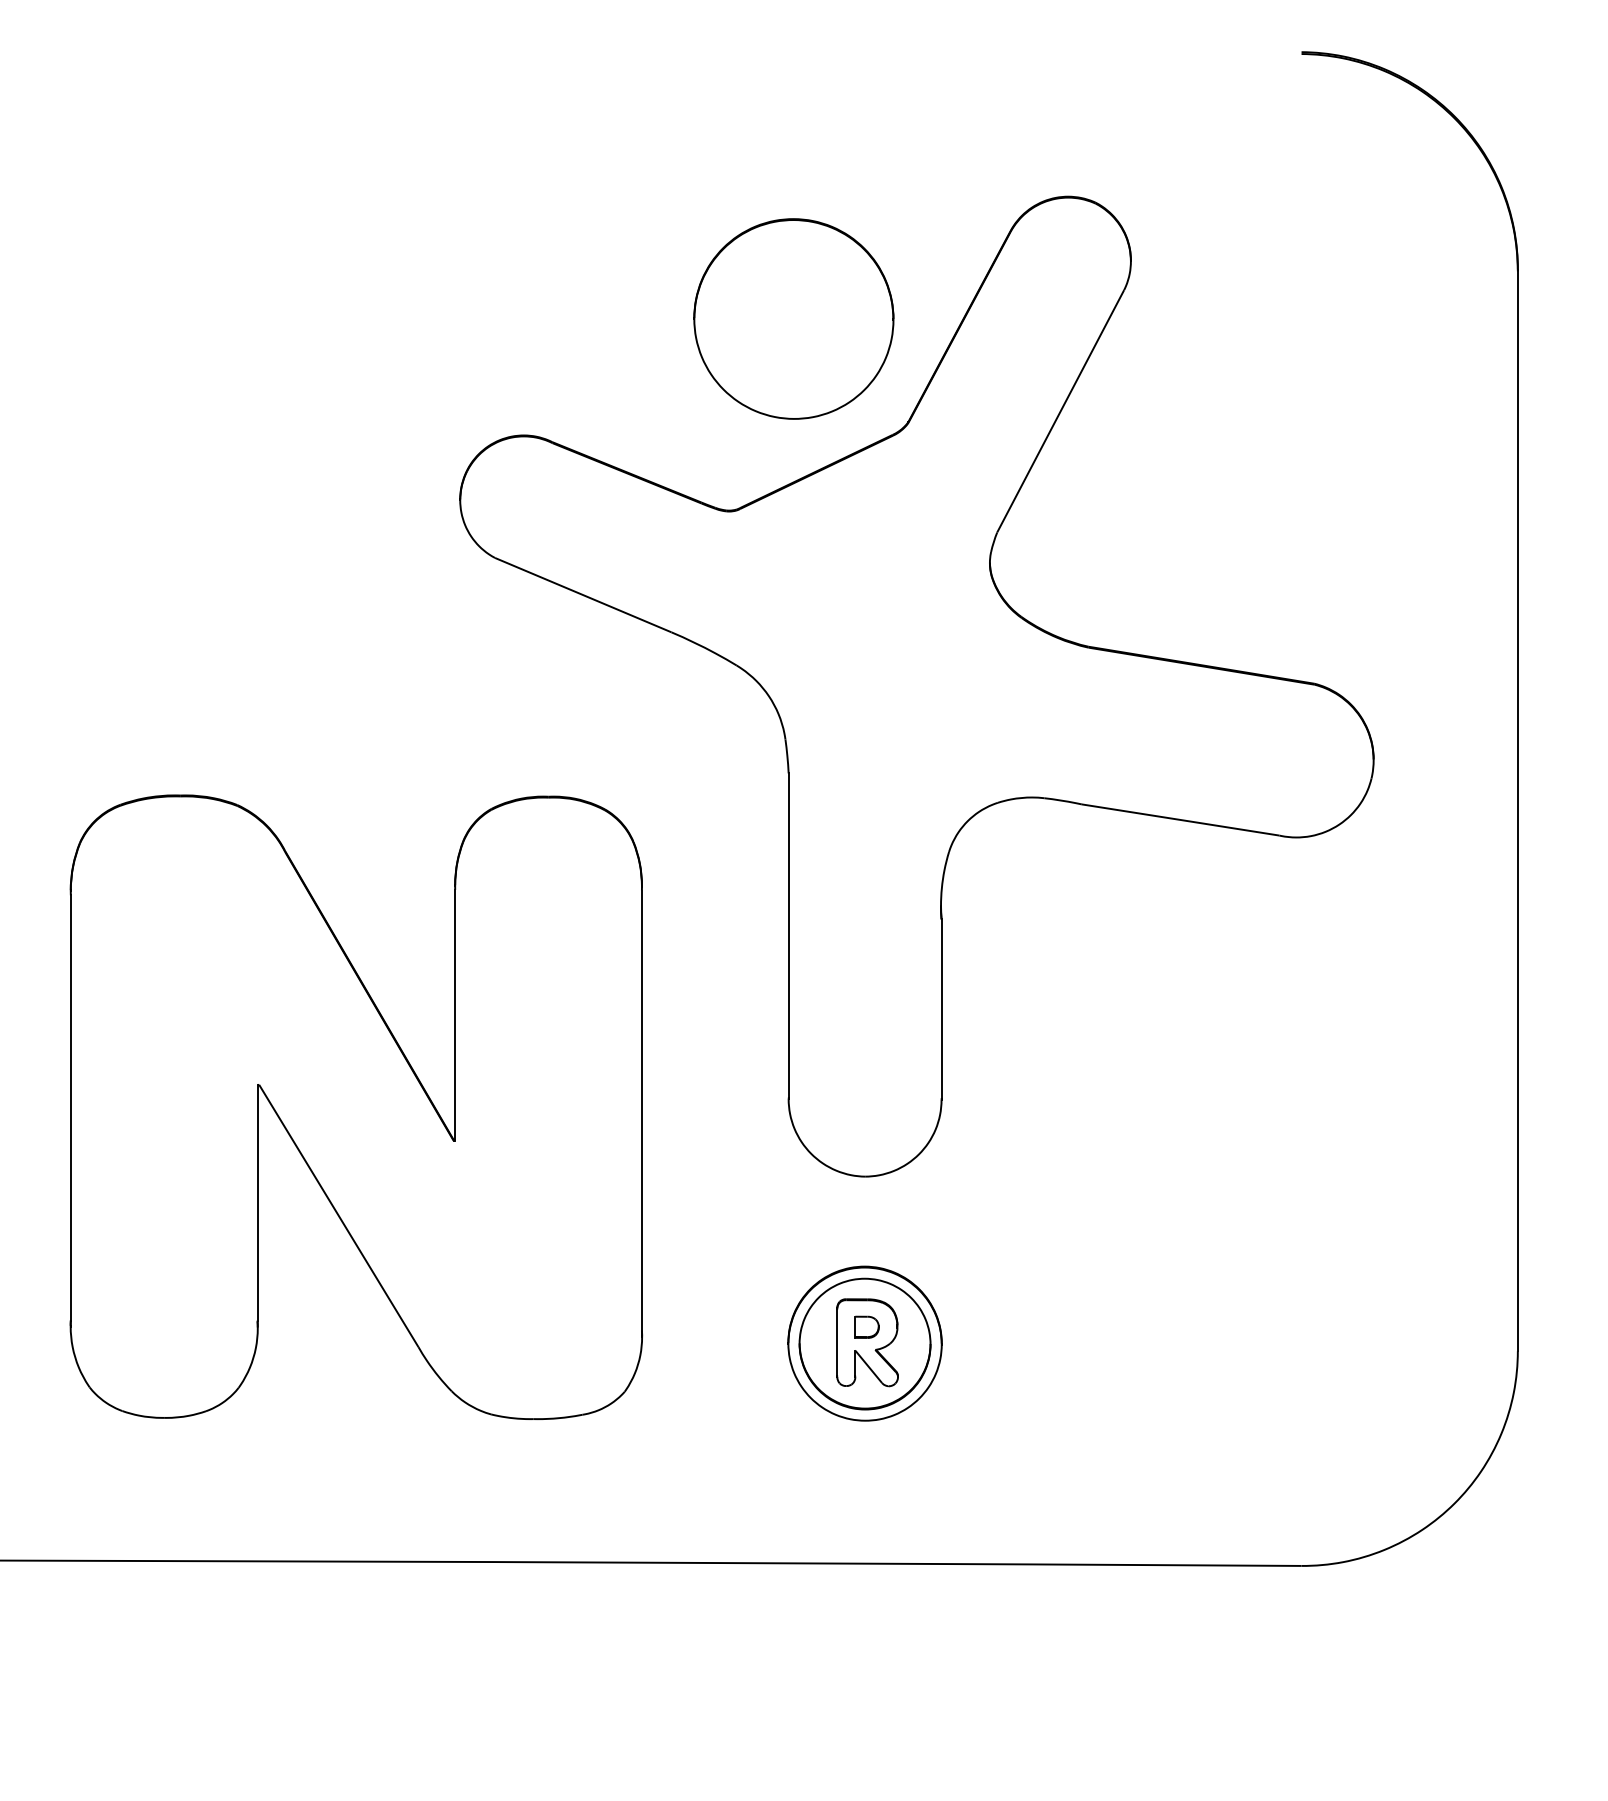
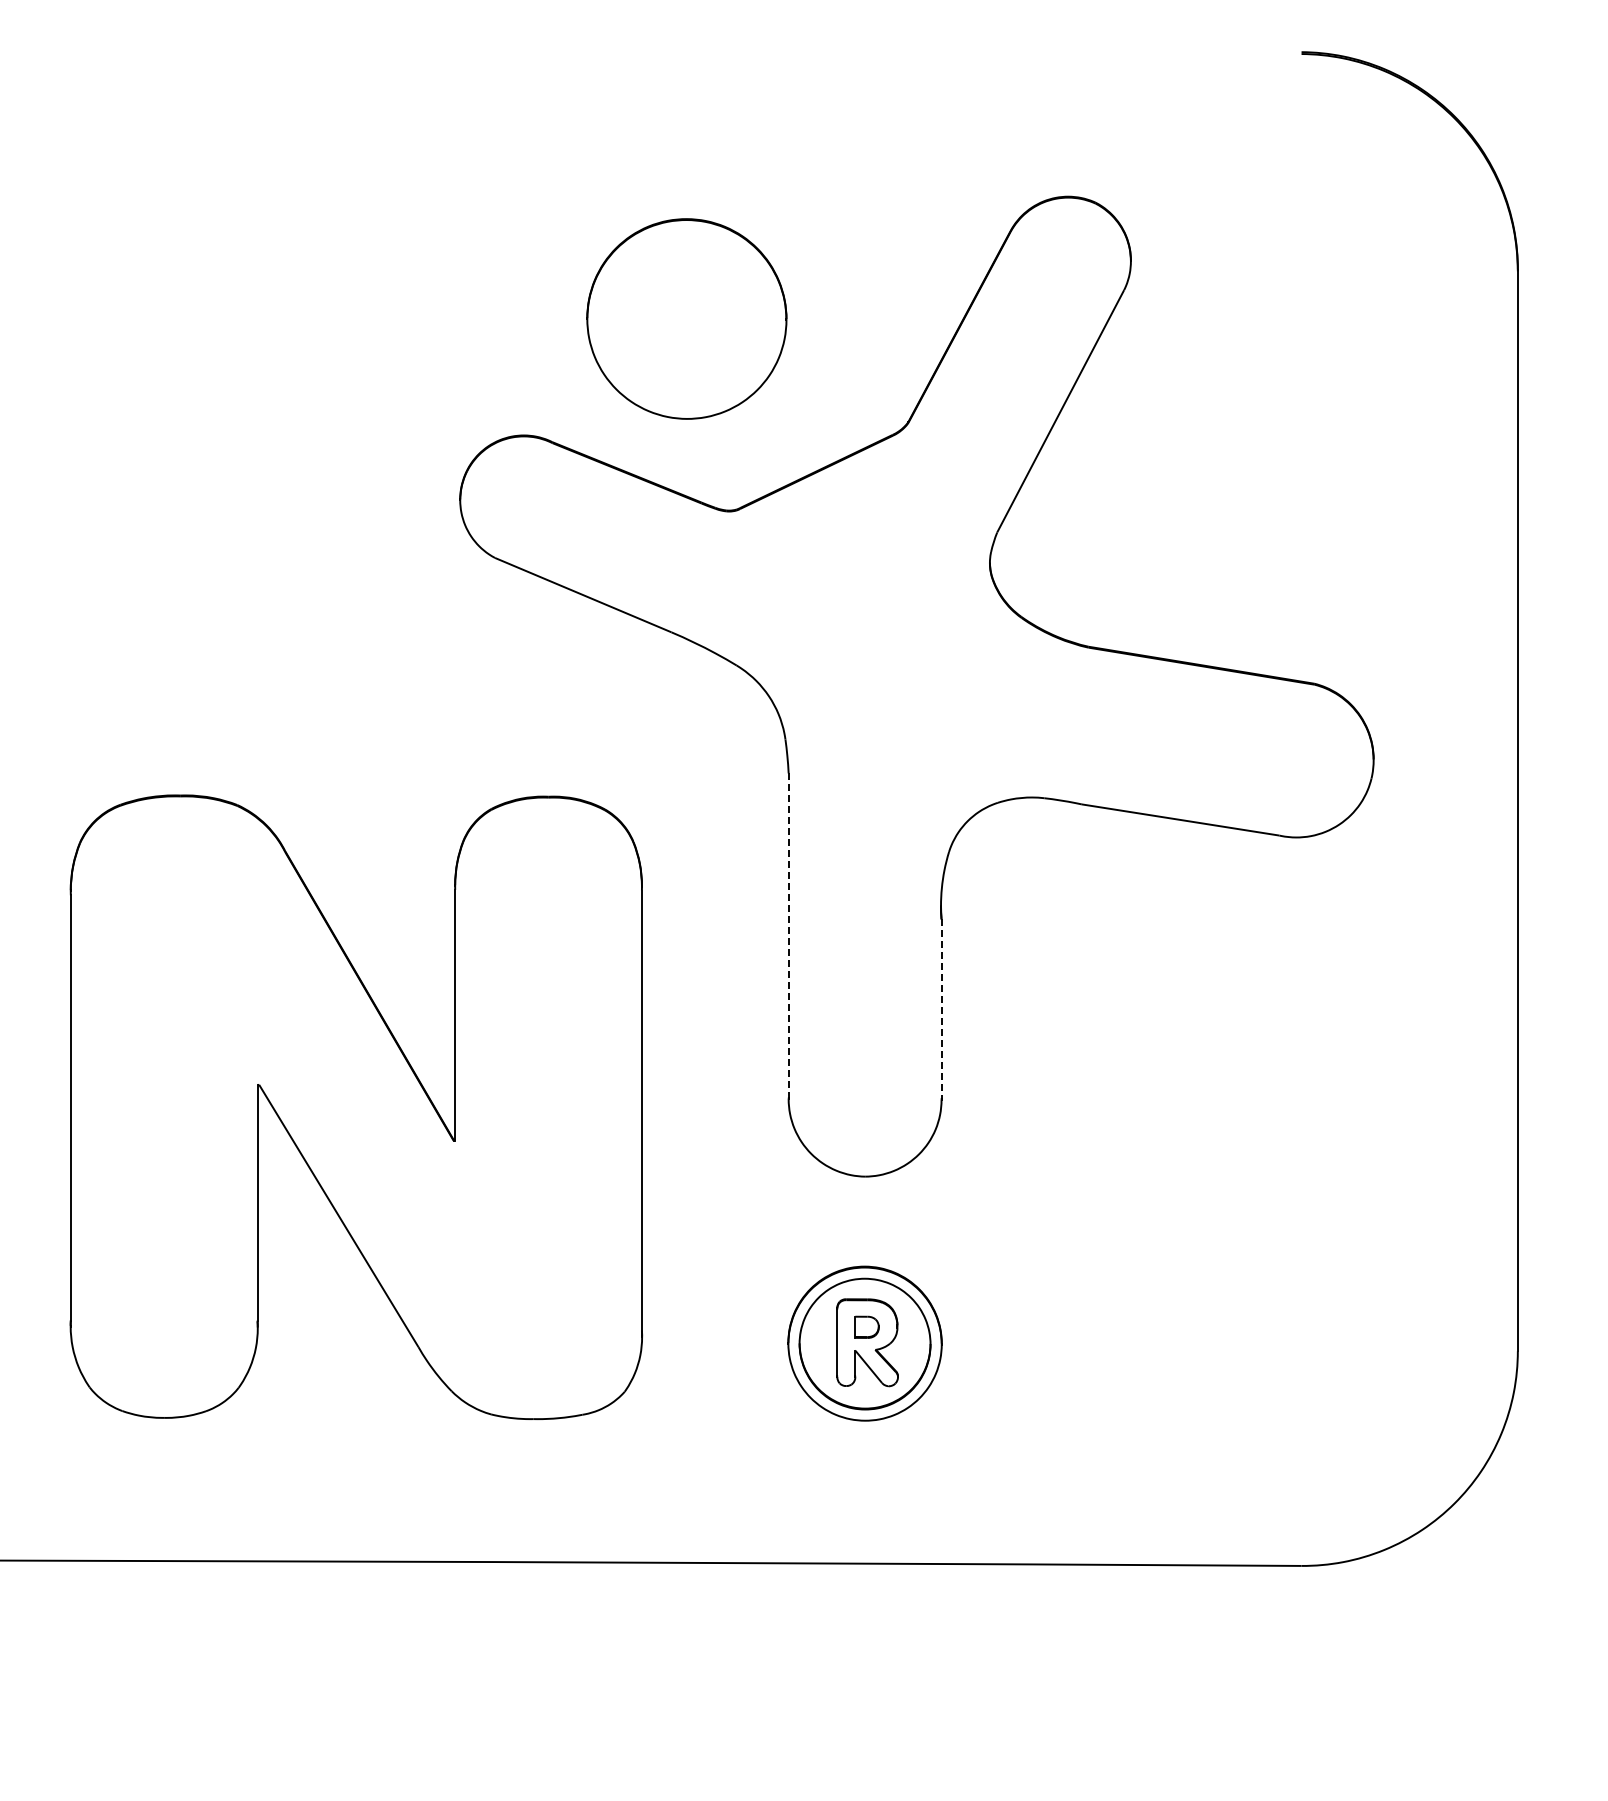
part position: (793, 318) -> (686, 318) (686, 318)
line: solid -> dashed (788, 936)
line: solid -> dashed (941, 1009)
